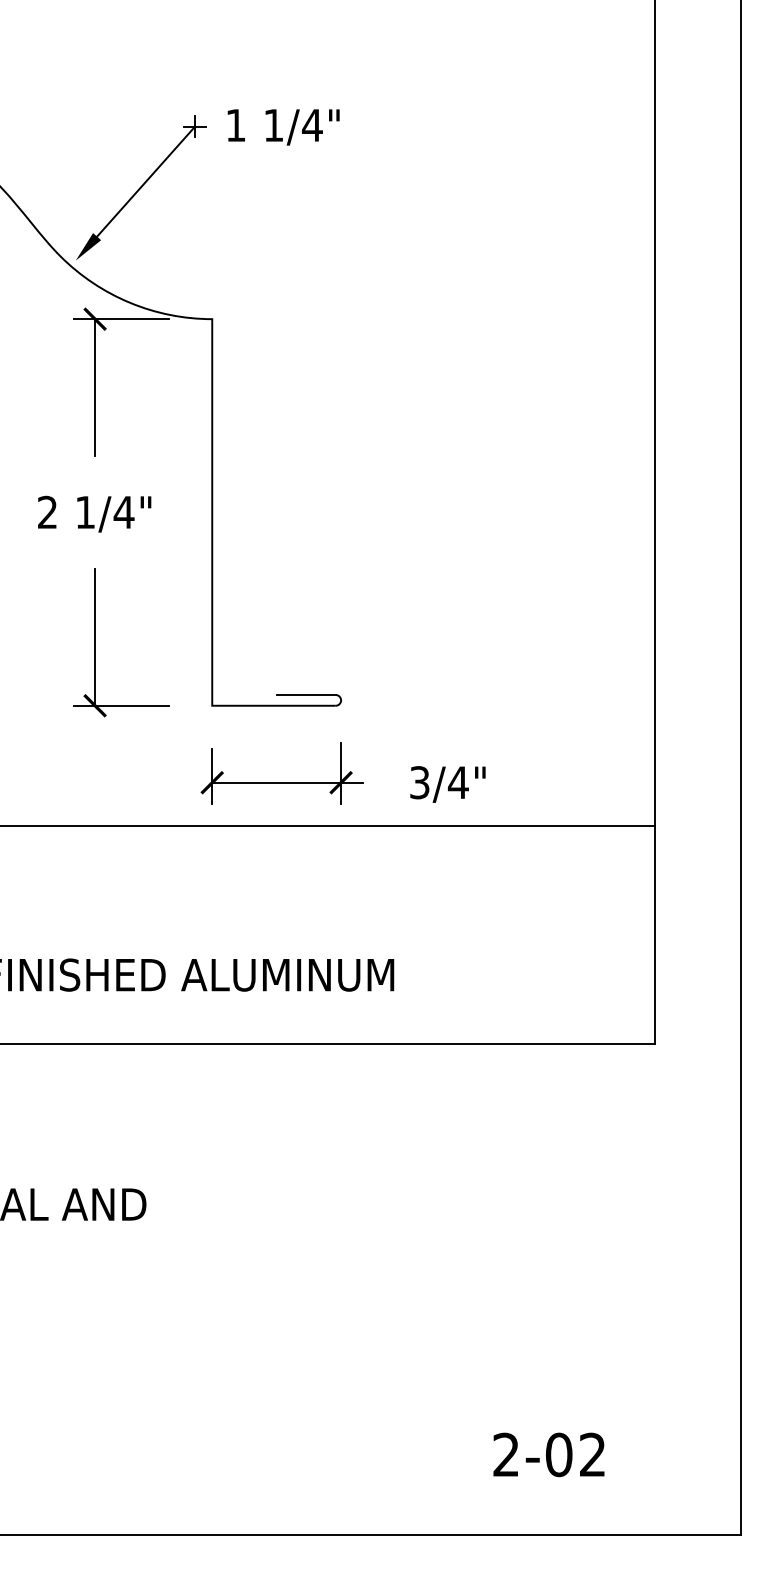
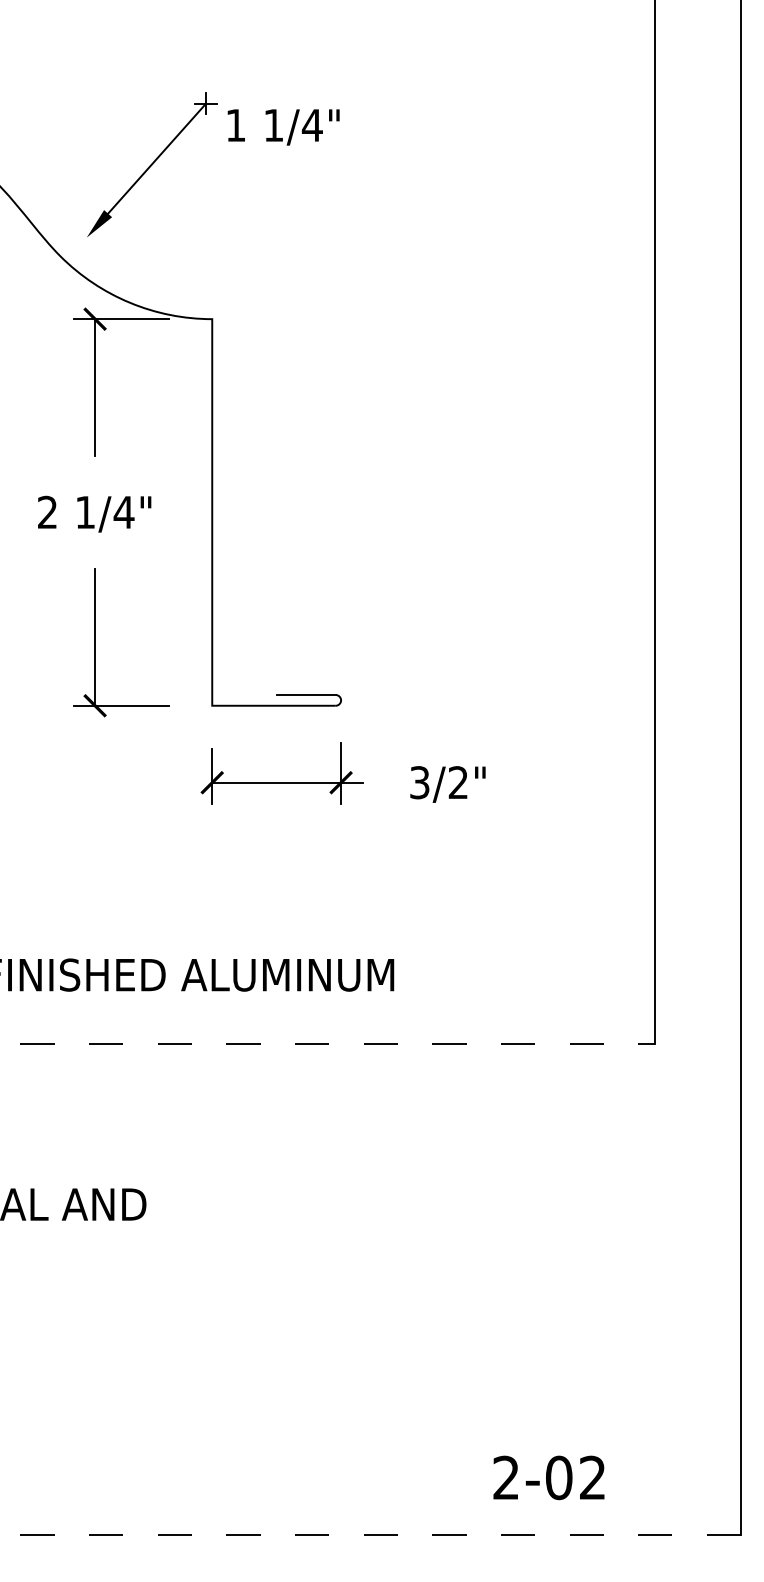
part position: (141, 187) -> (152, 164) (152, 164)
text: 3/4" -> 3/2" (457, 782)
line: present -> none (328, 826)
line: solid -> dashed (328, 1043)
text position: (548, 1454) -> (548, 1477) (548, 1477)
line: solid -> dashed (371, 1534)
